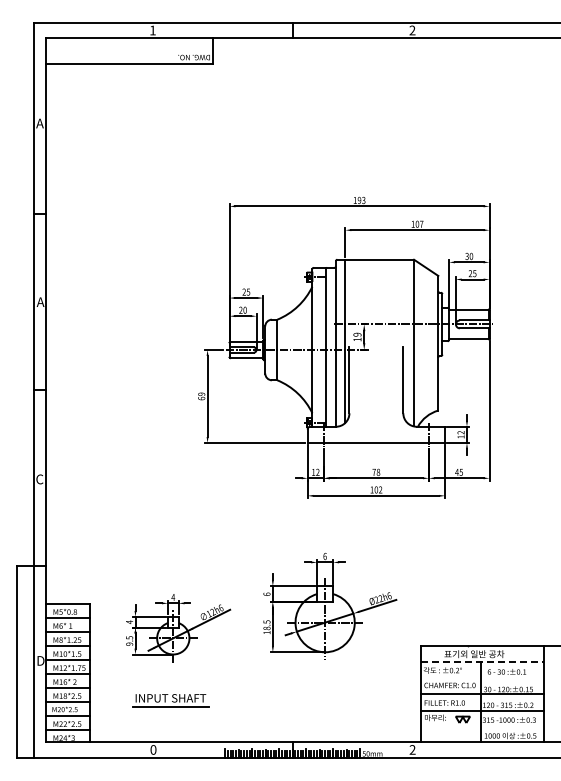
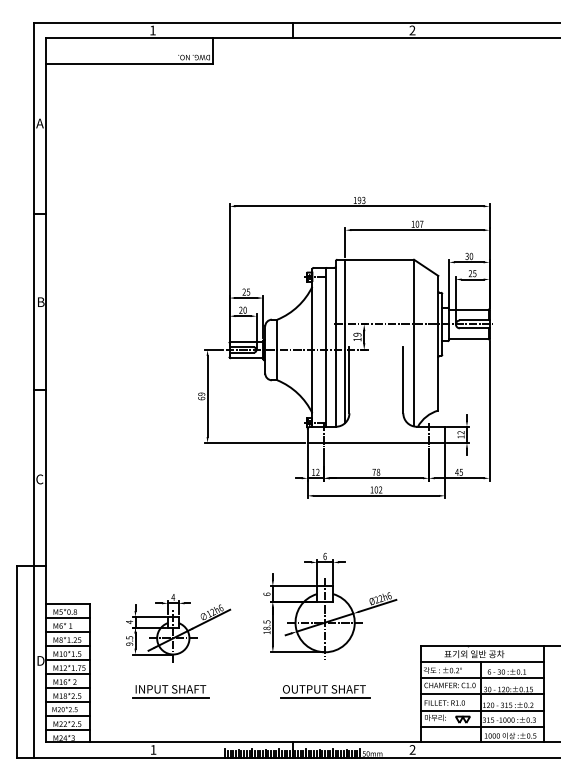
text: A -> B (40, 301)
line: dashed -> solid (482, 661)
line: none -> present (482, 678)
part: none -> present (325, 691)
part position: (170, 700) -> (170, 691) (170, 691)
line: none -> present (482, 726)
text: 0 -> 1 (153, 749)
